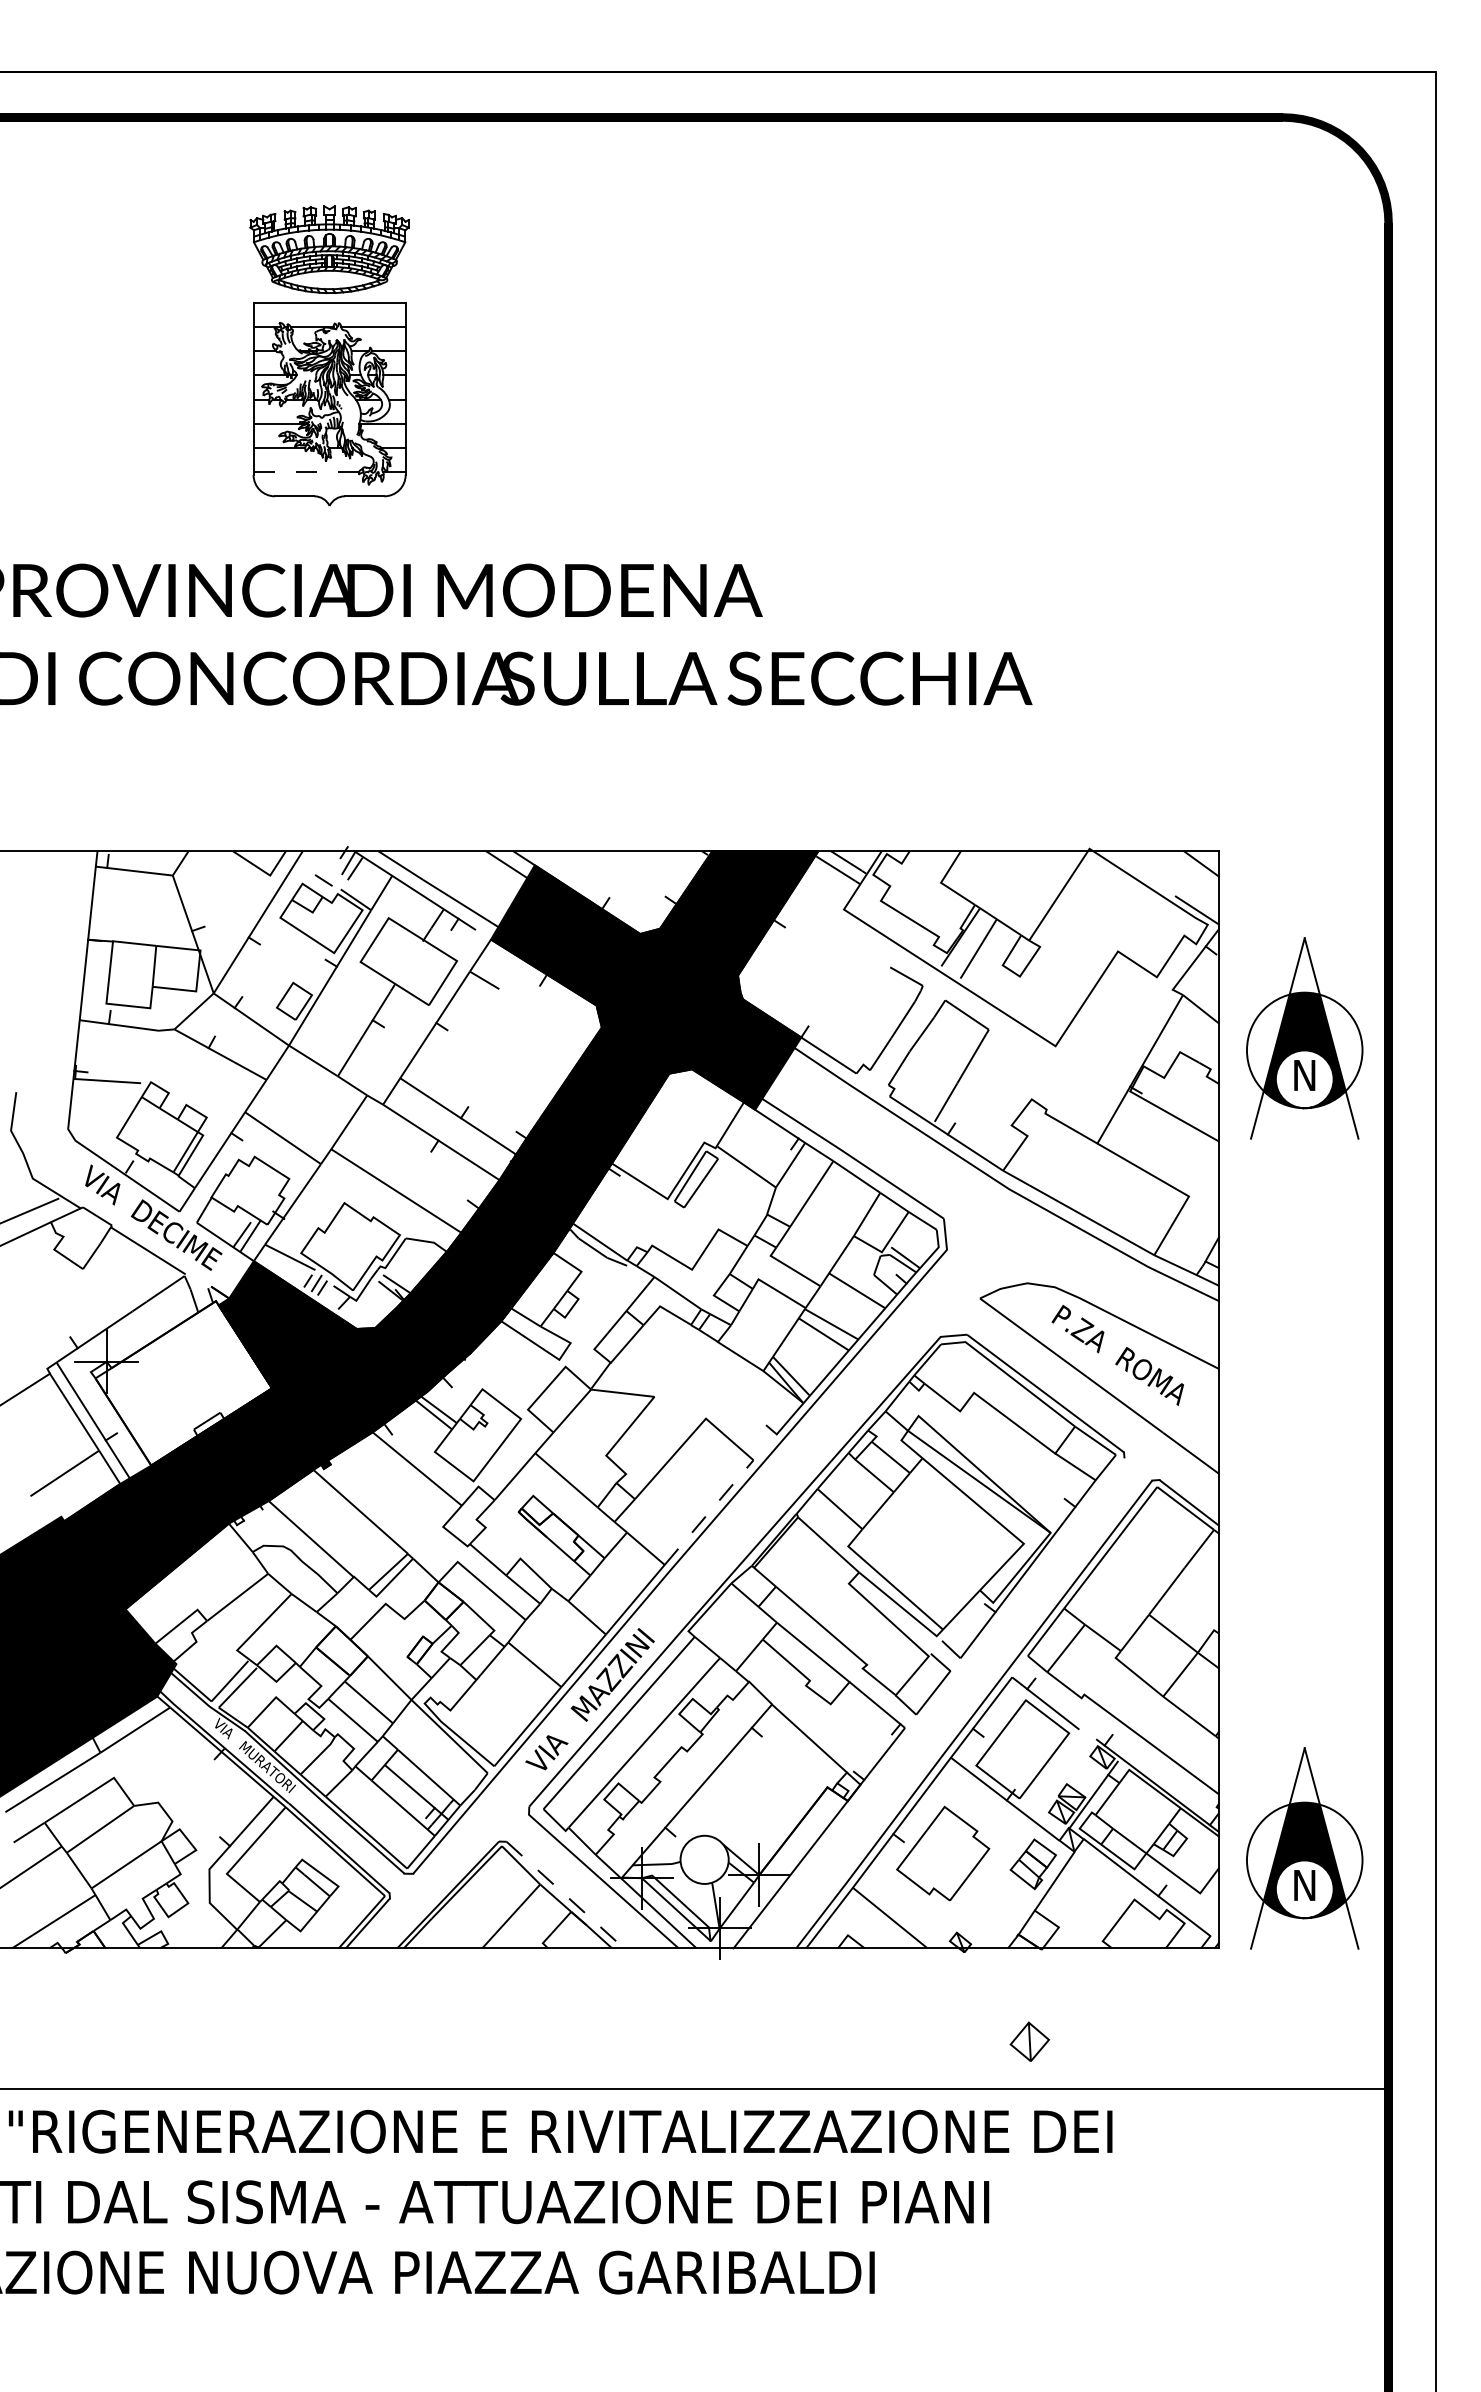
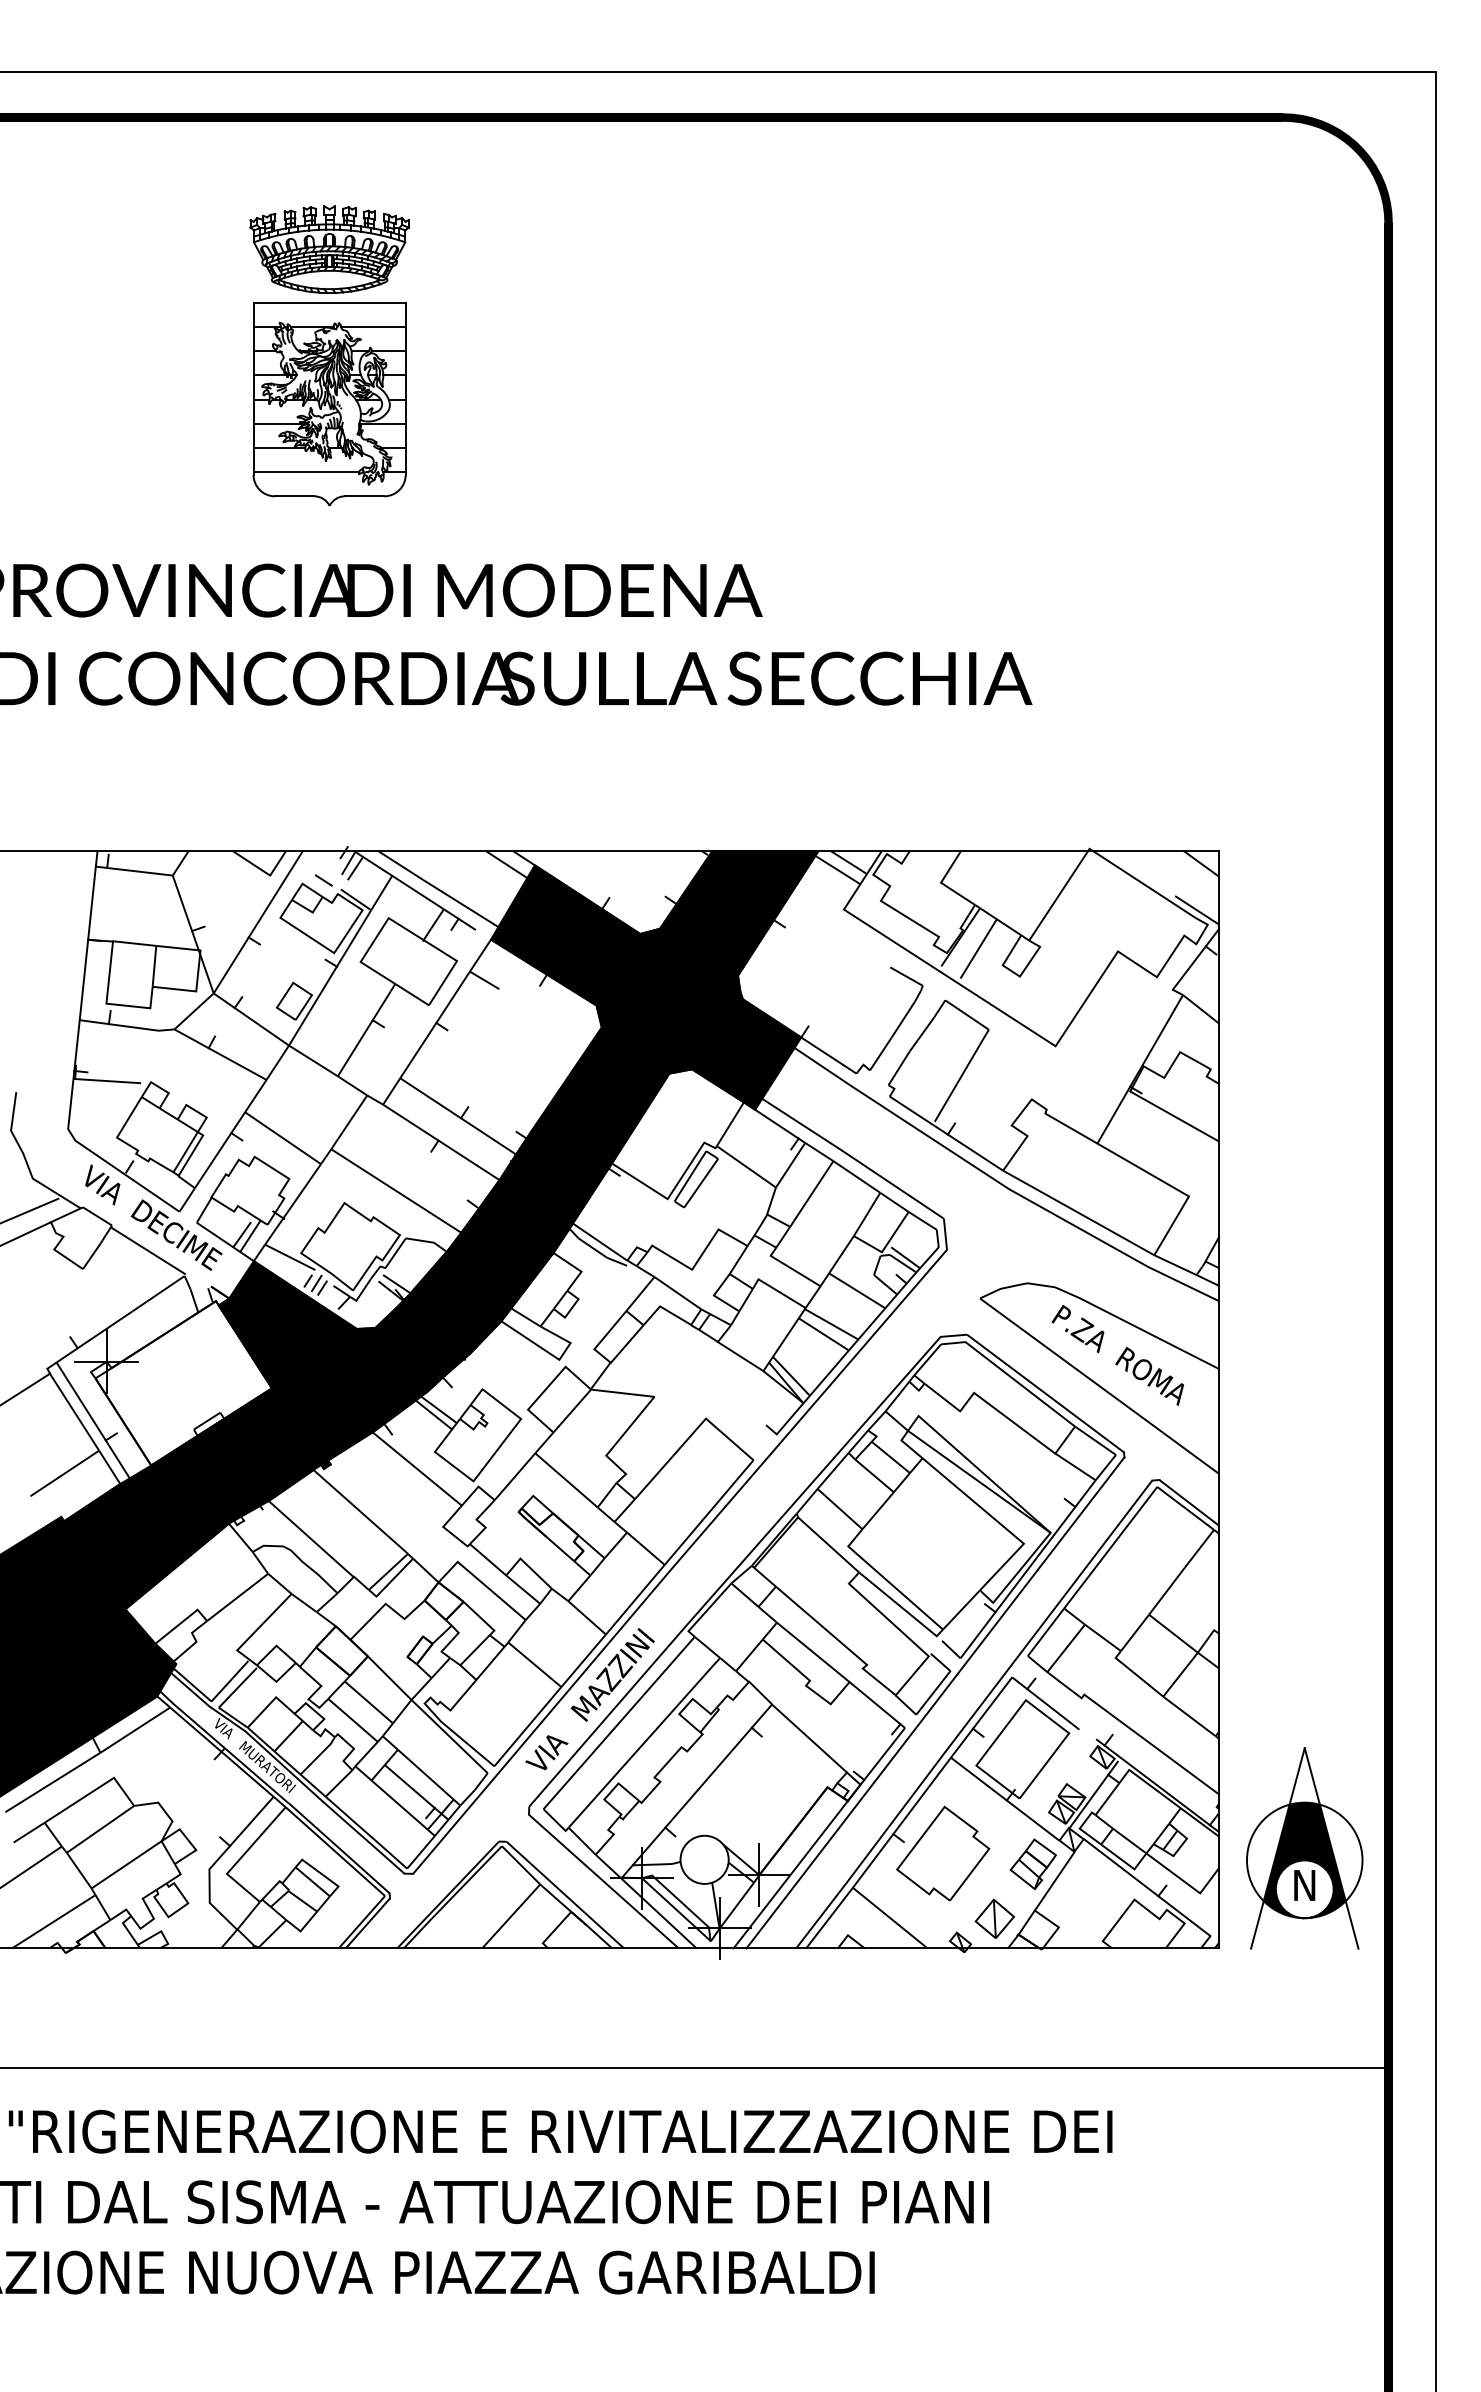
line: dashed -> solid (306, 472)
part: present -> none (1304, 1038)
line: dashed -> solid (709, 1512)
line: none -> present (935, 1702)
line: dashed -> solid (565, 1895)
part position: (1029, 2041) -> (994, 1918) (994, 1918)
line position: (692, 2089) -> (692, 2068) (692, 2068)
